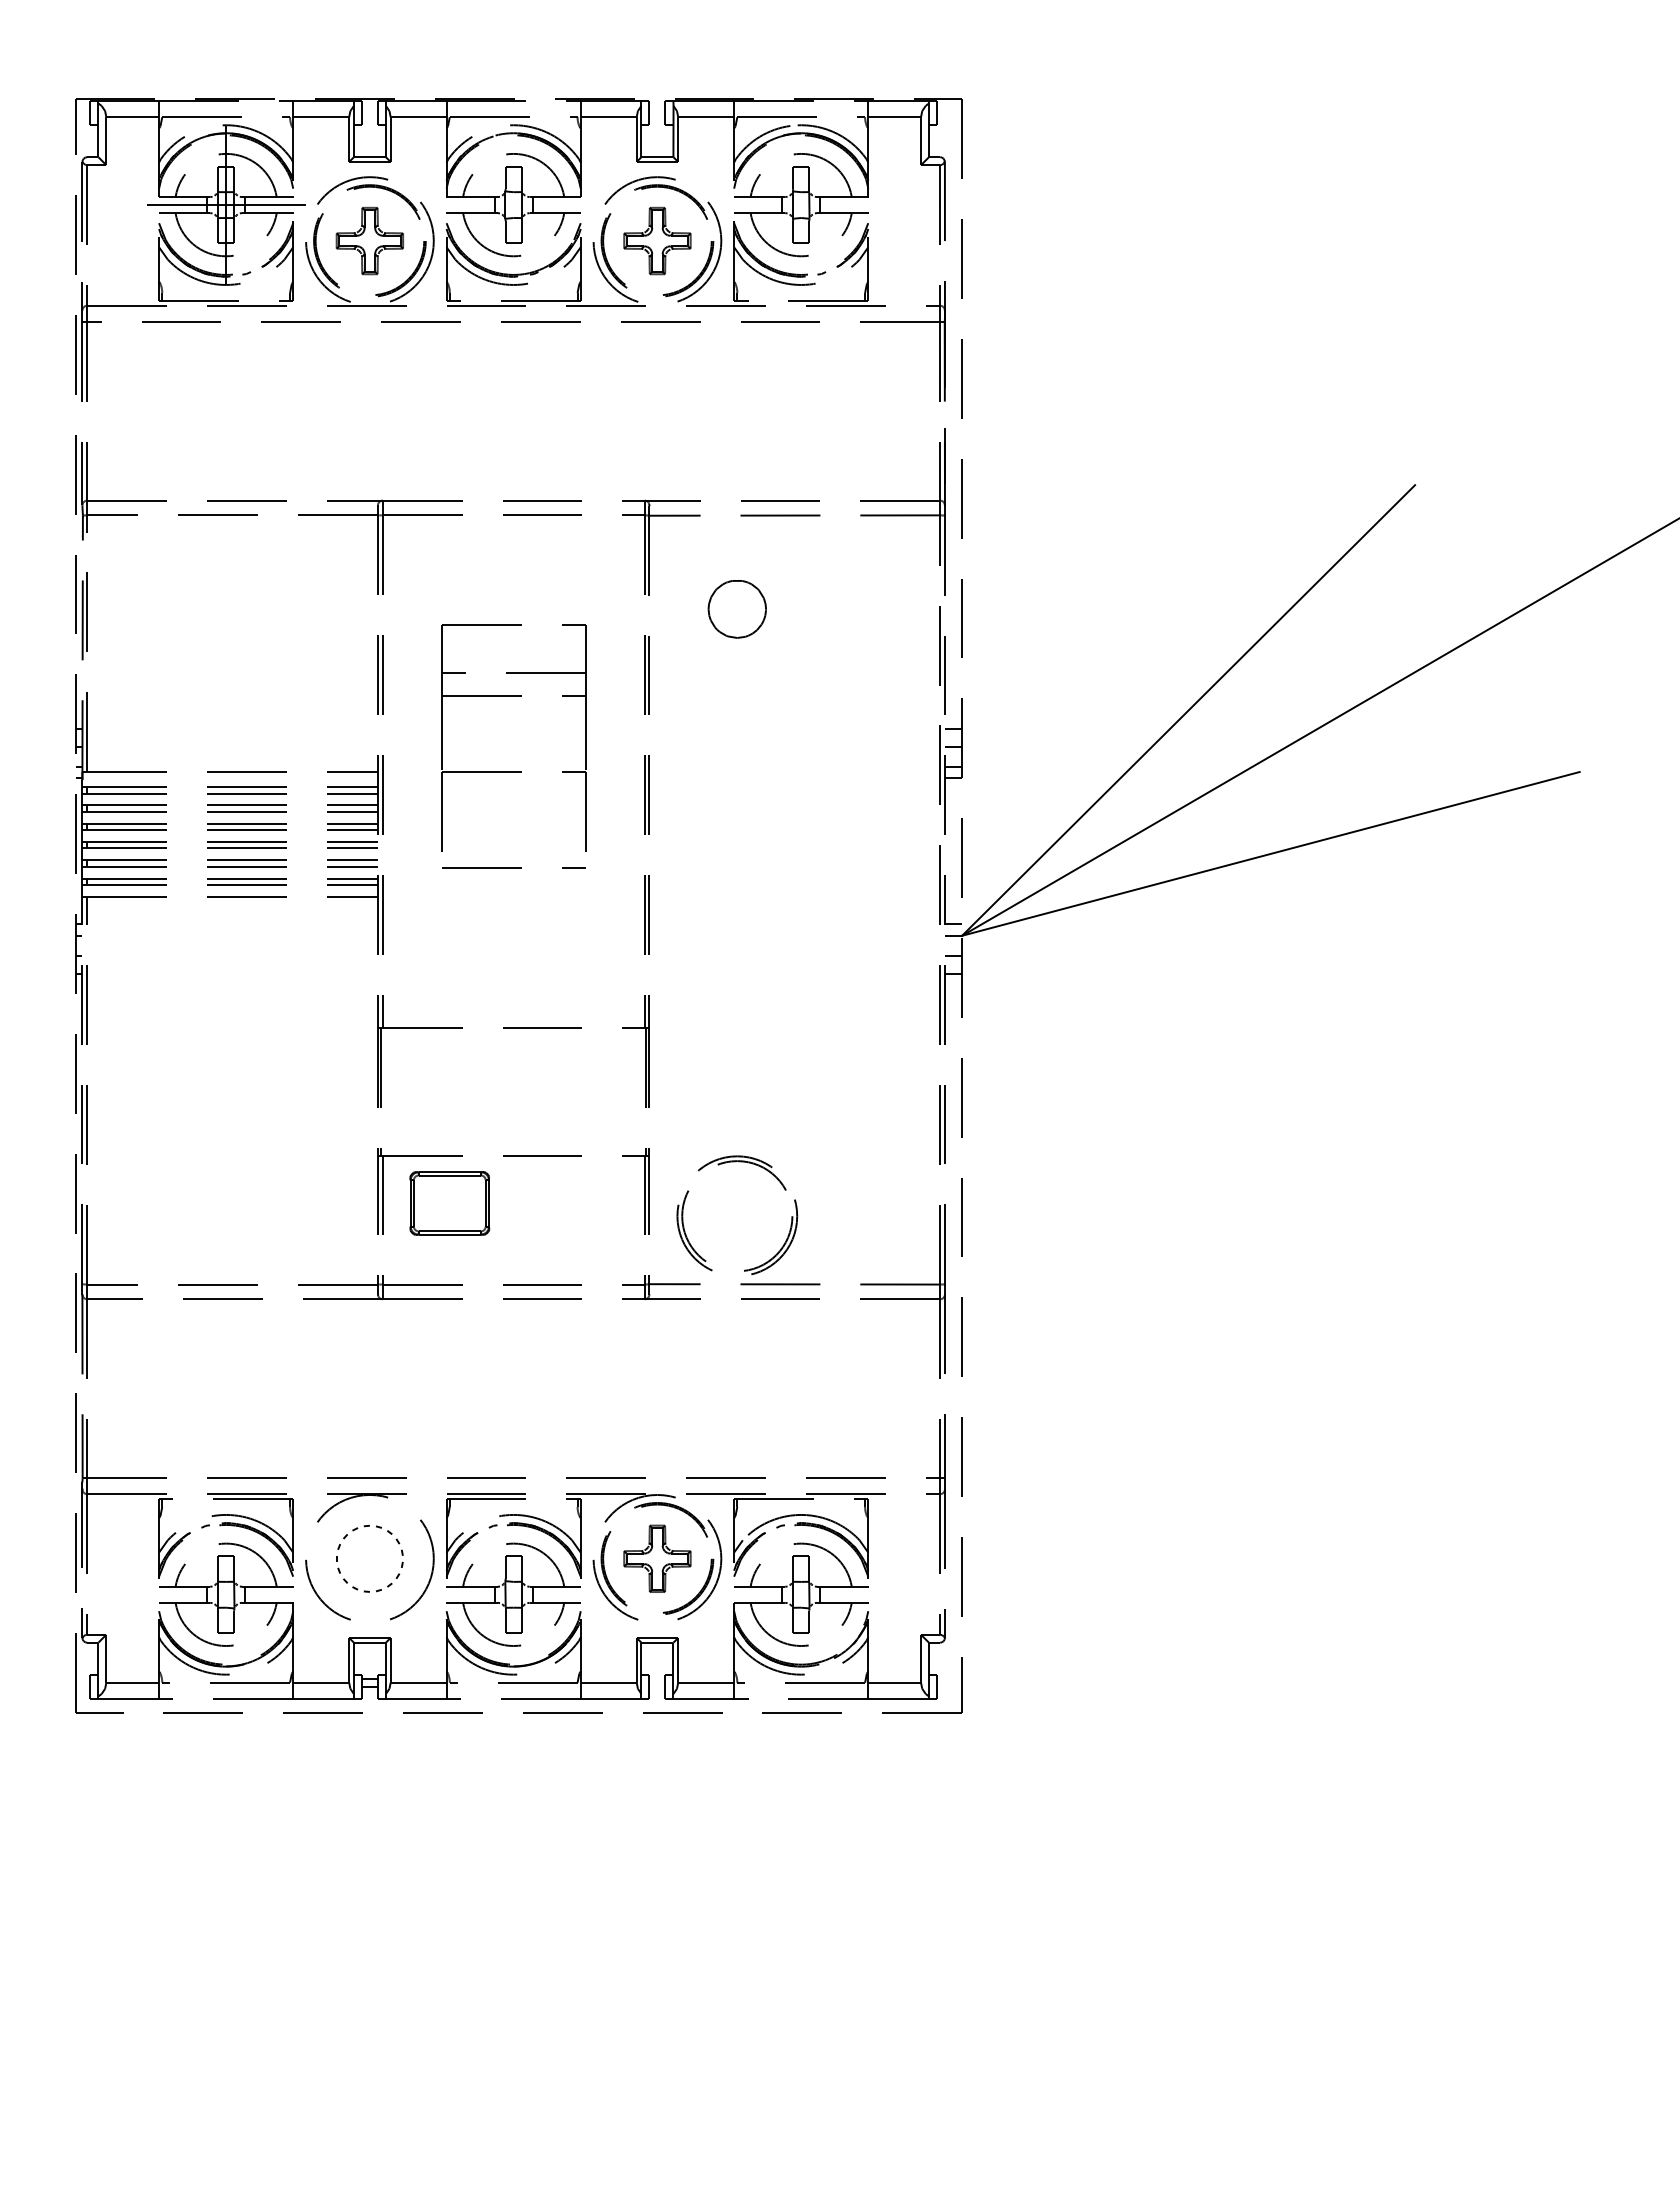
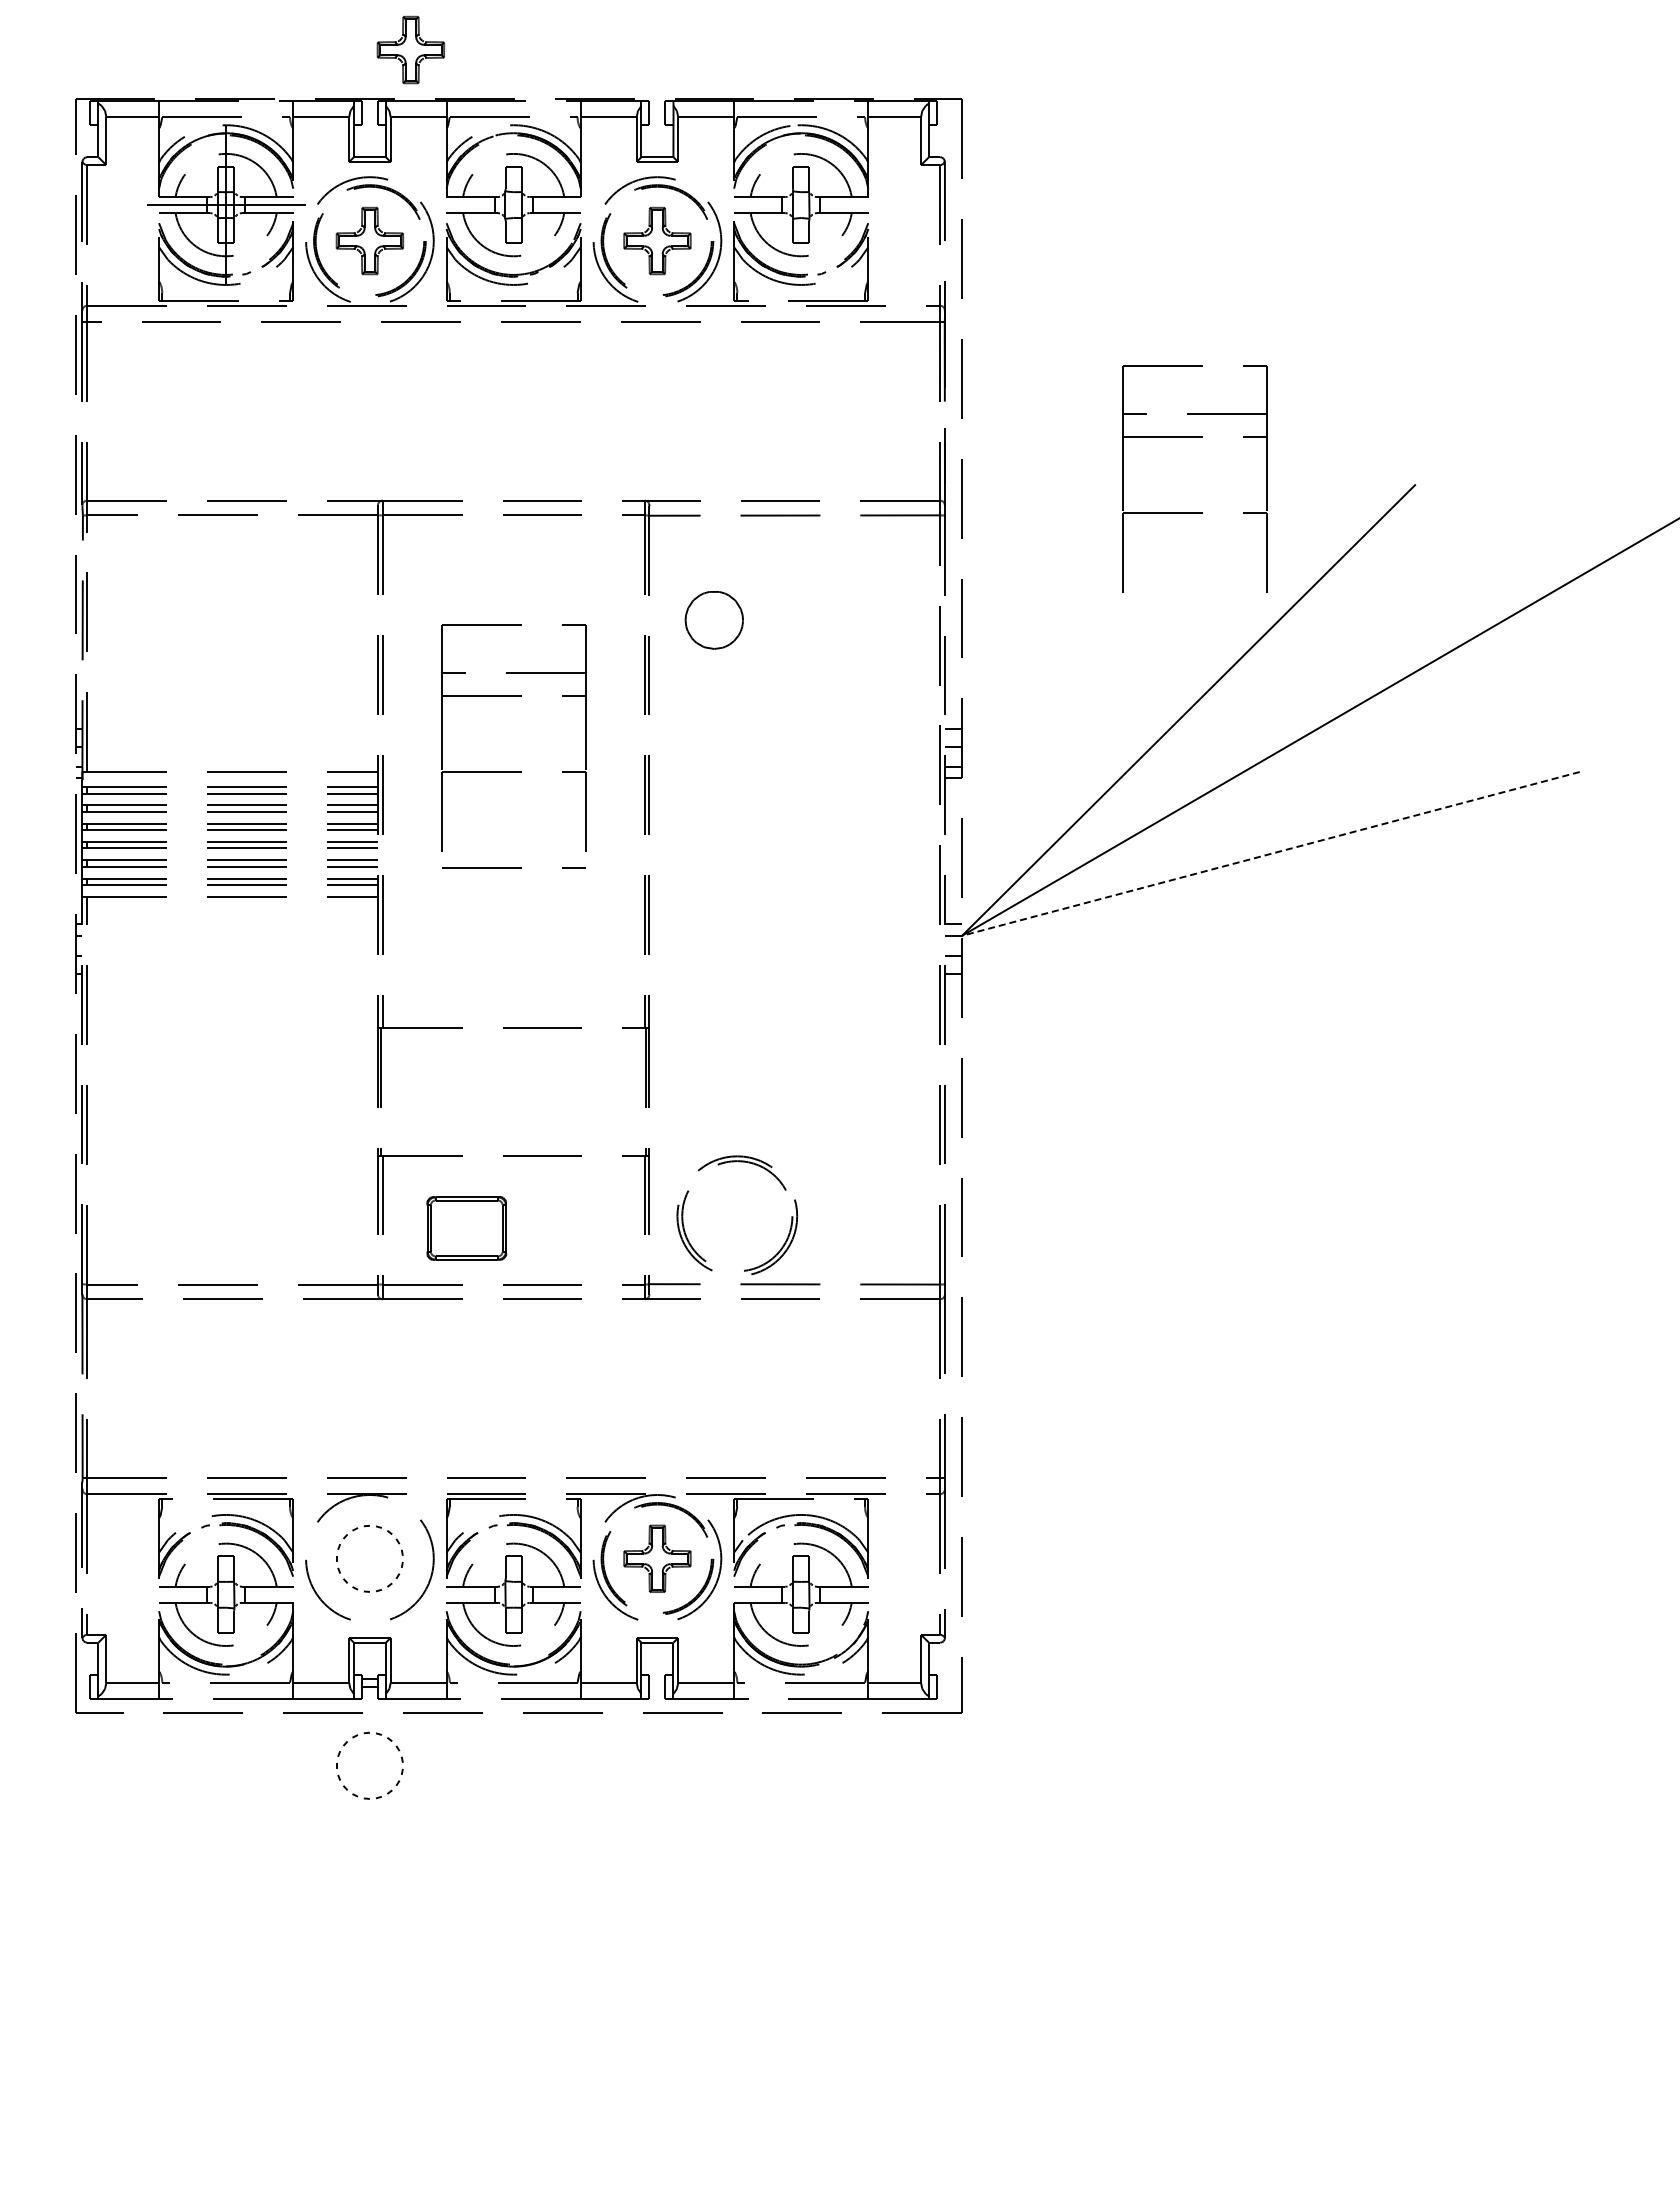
part: none -> present (410, 49)
part: none -> present (1194, 512)
part position: (736, 609) -> (713, 620) (713, 620)
line: solid -> dashed (1270, 854)
part position: (449, 1203) -> (466, 1228) (466, 1228)
part: none -> present (346, 1744)
